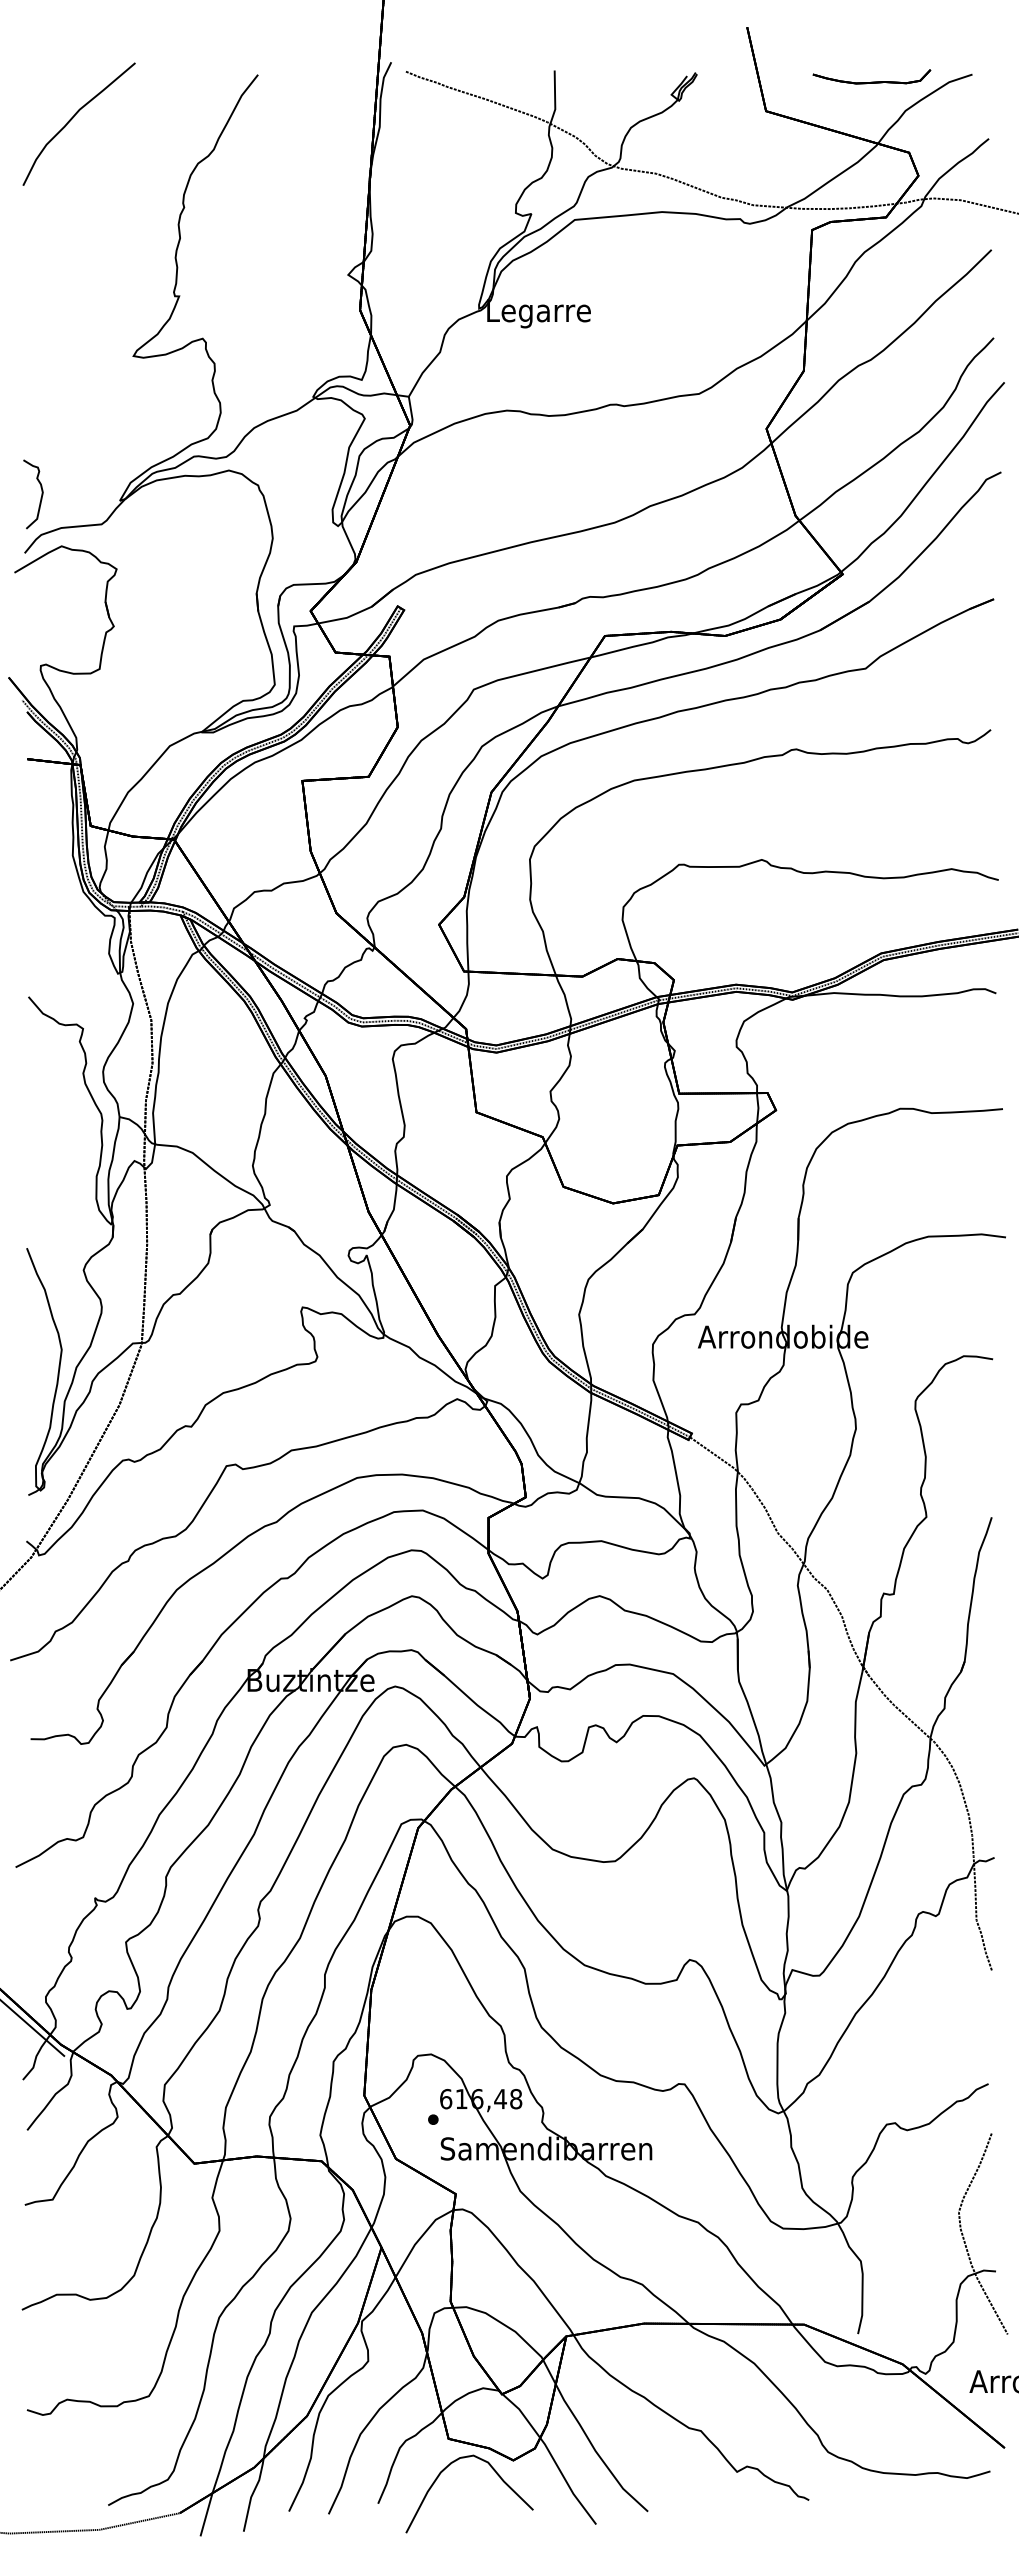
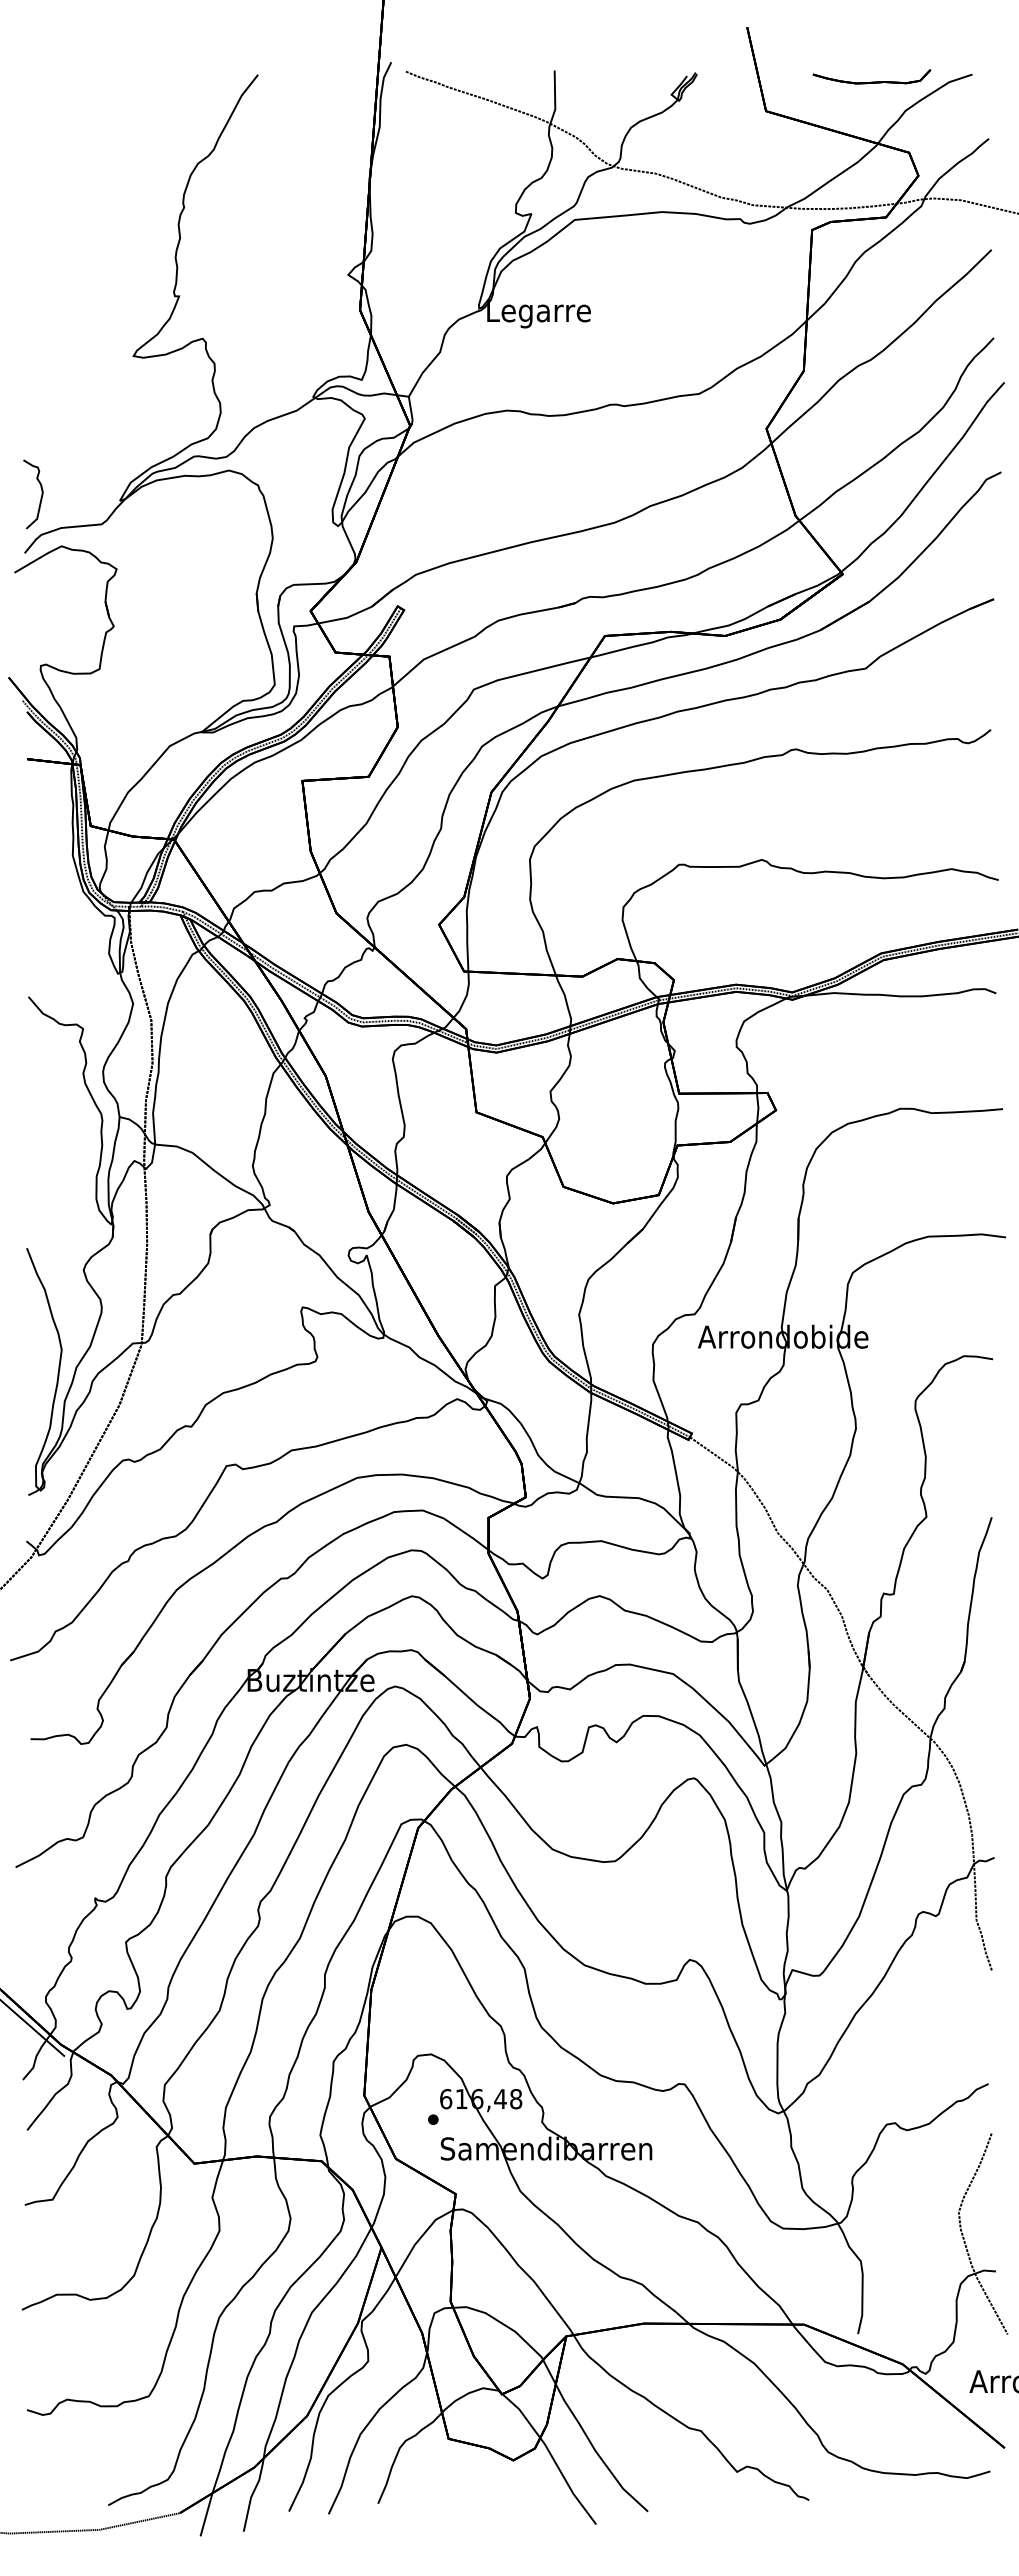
curve: present -> none (73, 118)
curve: present -> none (496, 2474)
